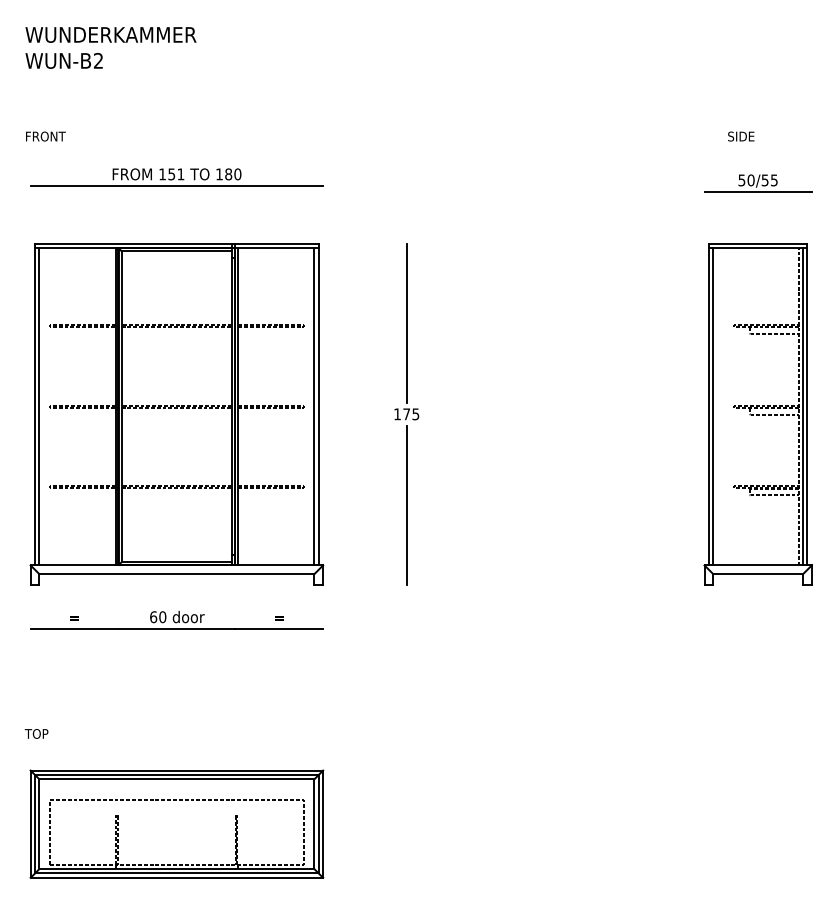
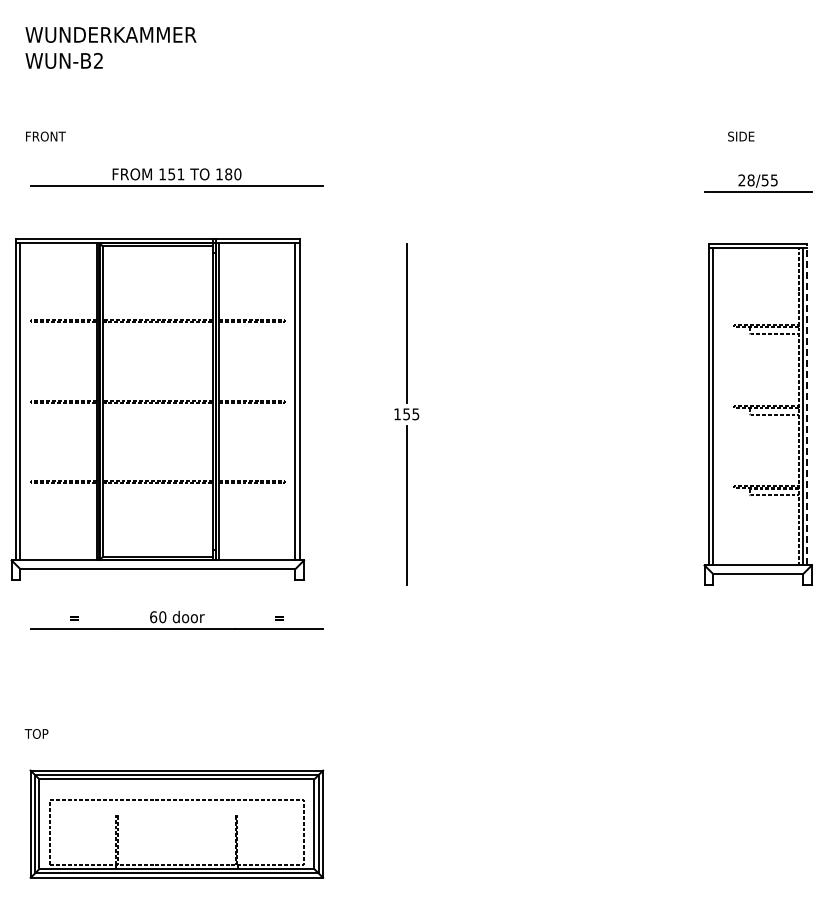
text: 50/55 -> 28/55 (746, 180)
line: solid -> dashed (807, 404)
part position: (176, 414) -> (157, 409) (157, 409)
text: 175 -> 155 (406, 414)
